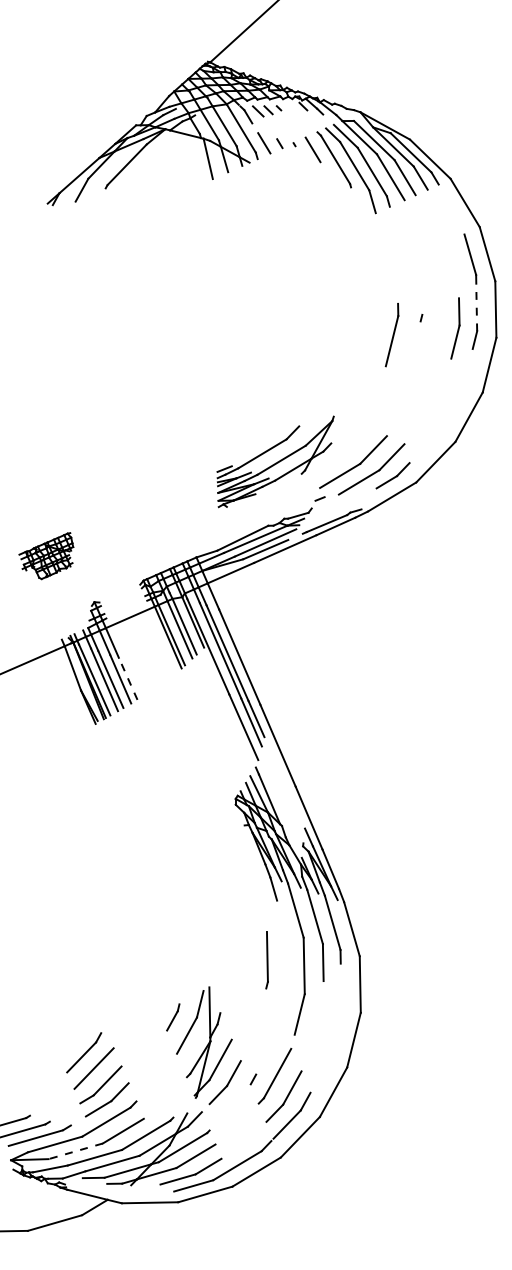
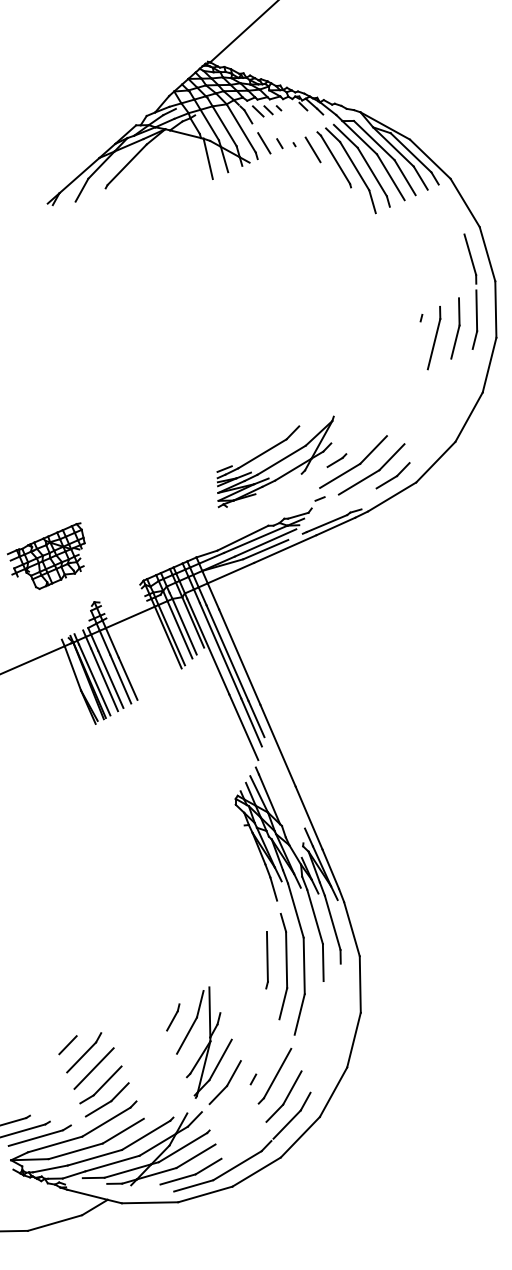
line: dashed -> solid (476, 310)
part position: (391, 335) -> (433, 338) (433, 338)
part: none -> present (336, 460)
part size: 57x49 px -> 79x68 px (46, 555)
line: dashed -> solid (128, 678)
part: none -> present (283, 966)
line: none -> present (67, 1045)
line: dashed -> solid (75, 1151)
